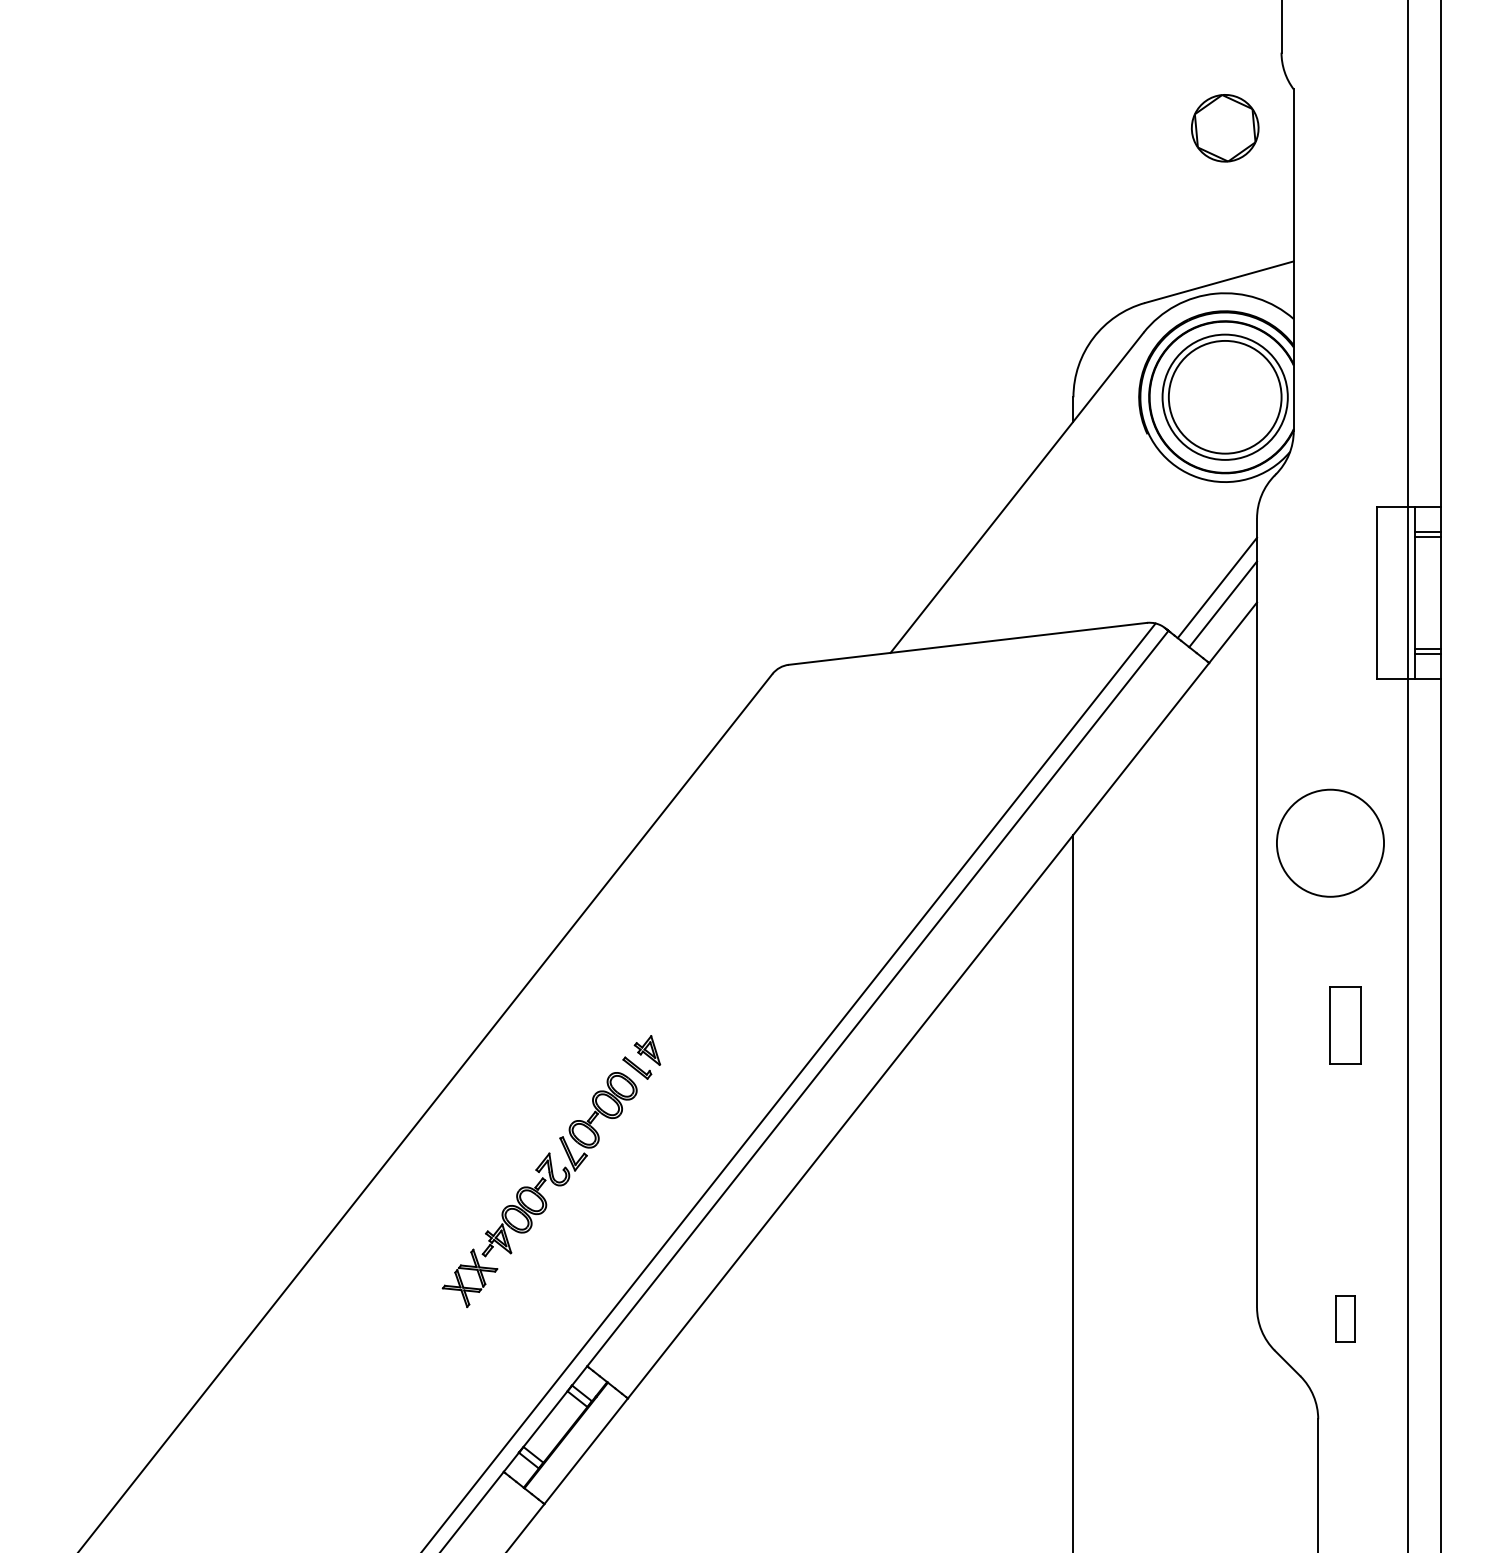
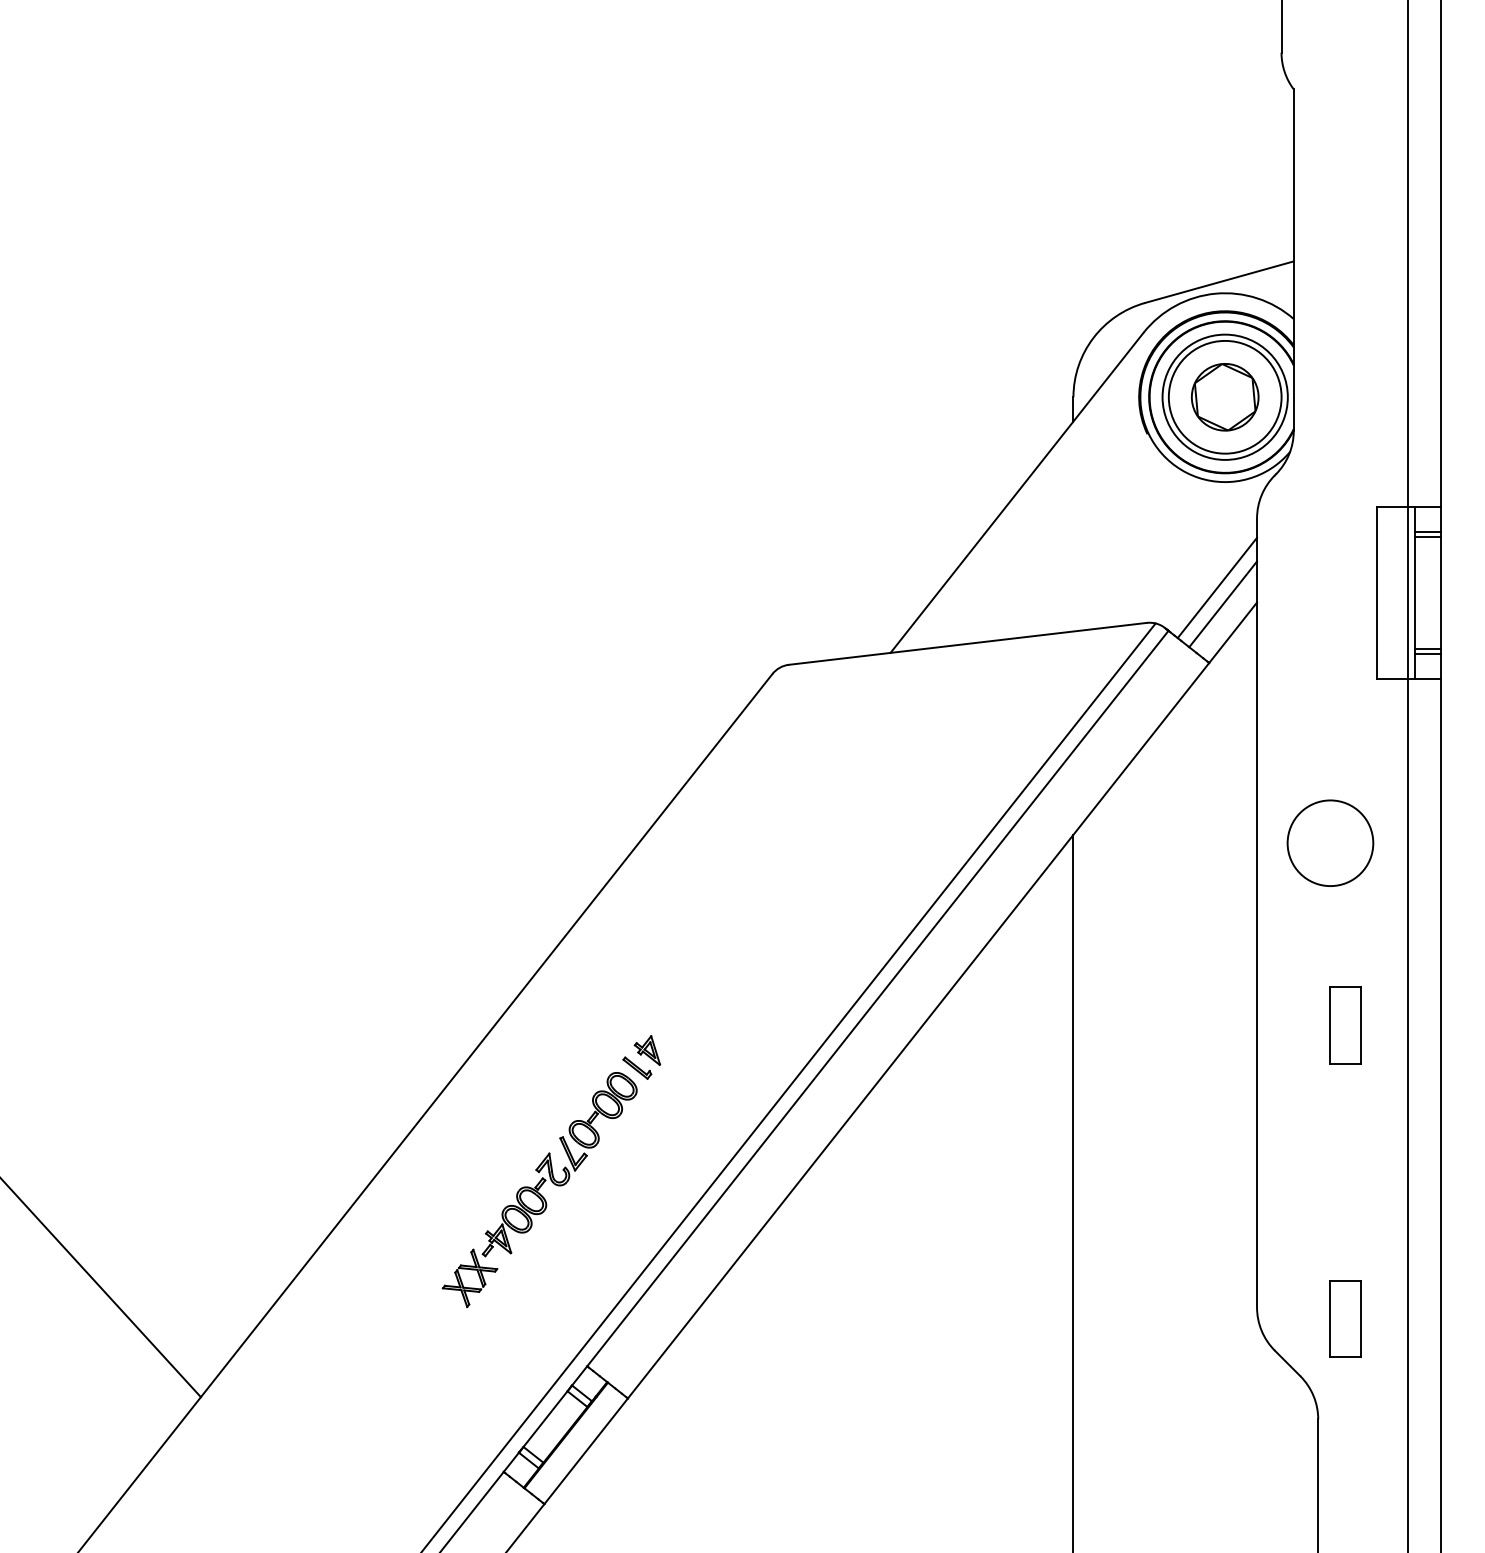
part position: (1225, 128) -> (1225, 397) (1225, 397)
circle diameter: 107 px -> 86 px (1330, 843)
line: none -> present (101, 1288)
part size: 21x48 px -> 33x78 px (1345, 1318)
